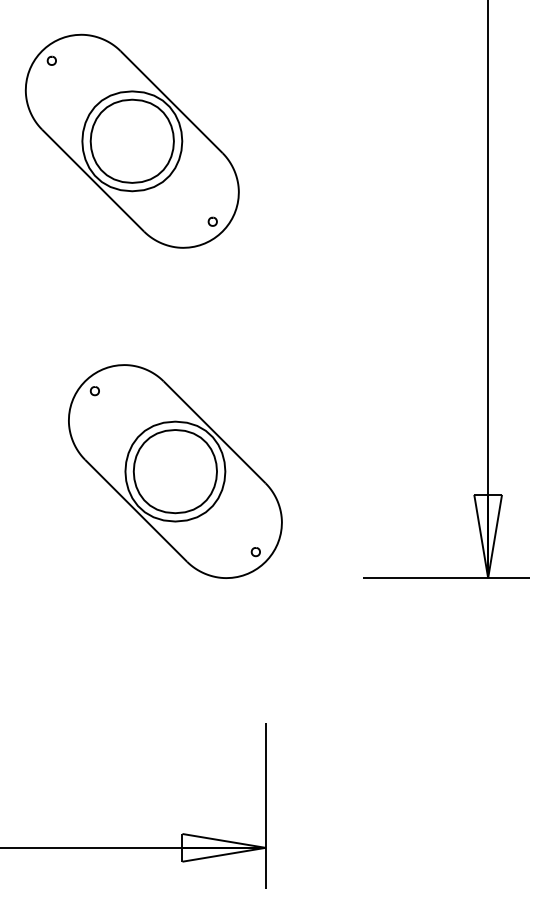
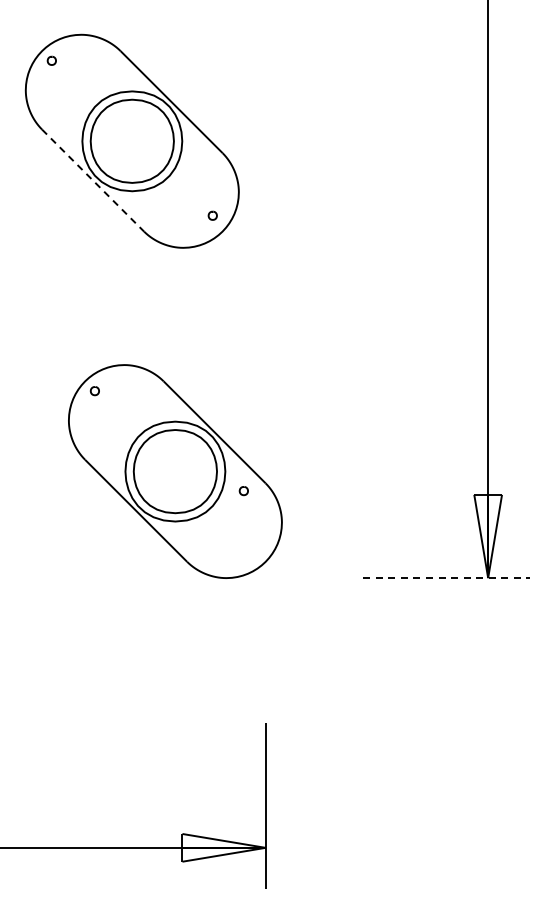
line: solid -> dashed (93, 180)
part position: (212, 221) -> (212, 215) (212, 215)
part position: (255, 552) -> (243, 491) (243, 491)
line: solid -> dashed (447, 578)
